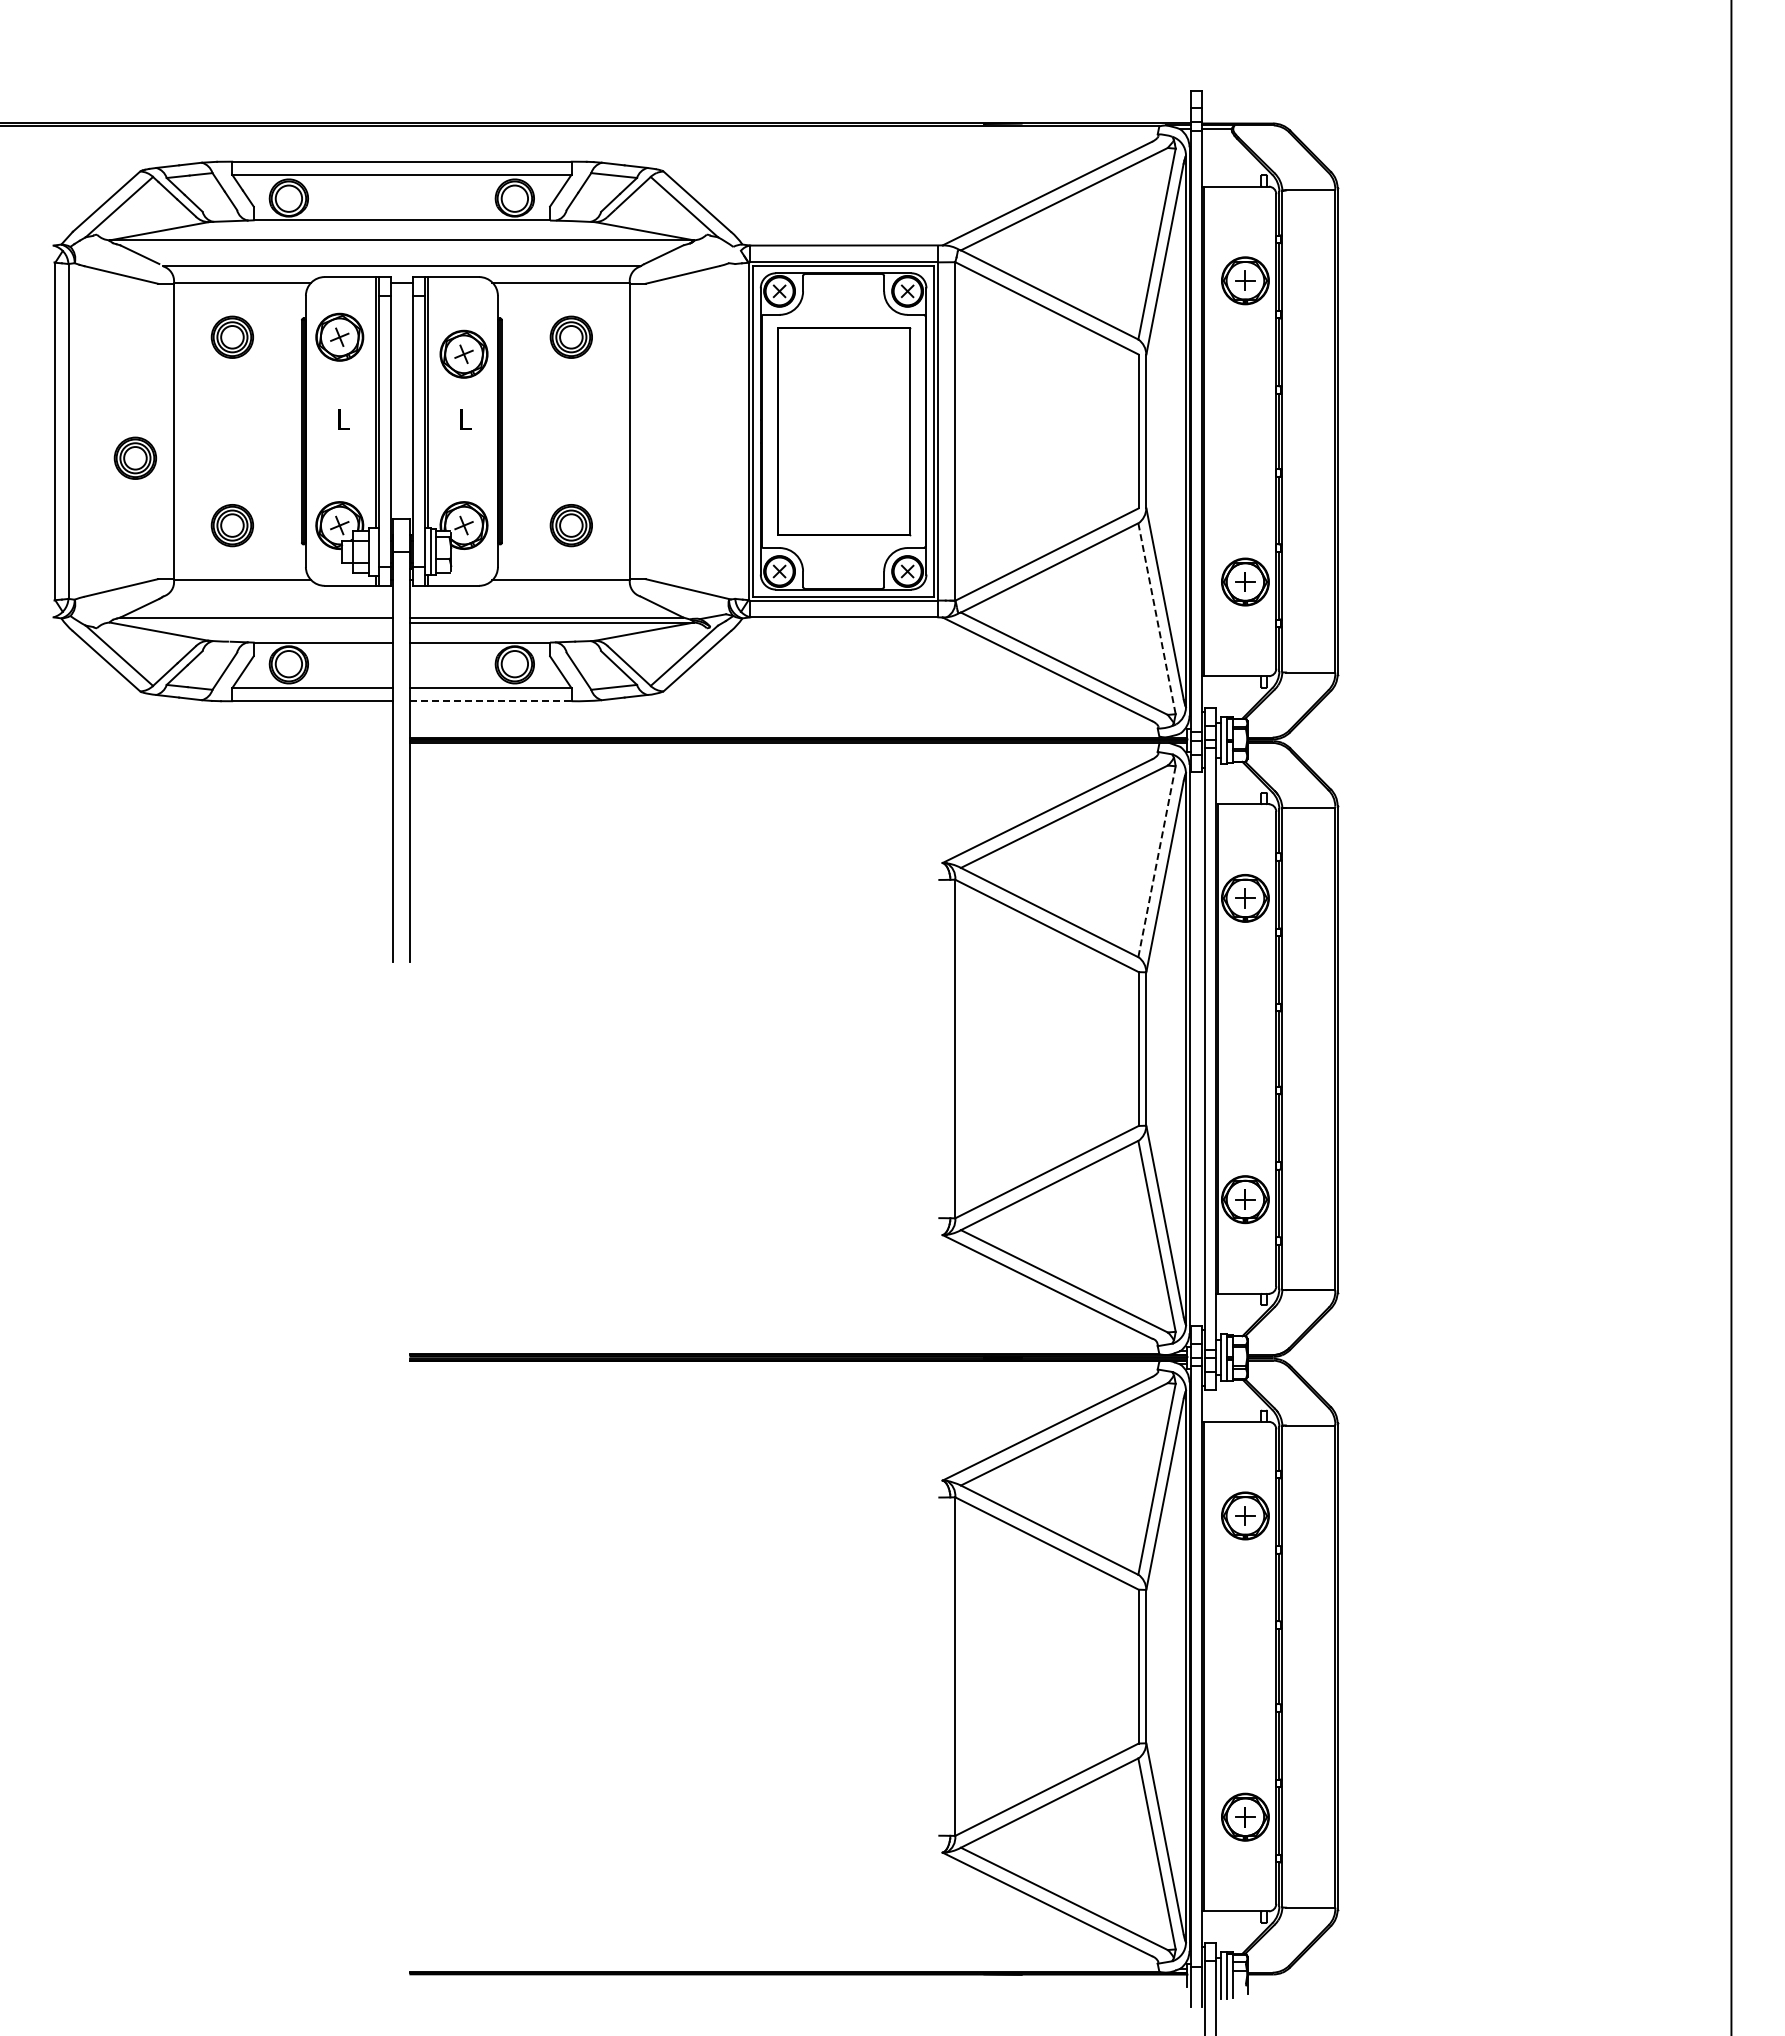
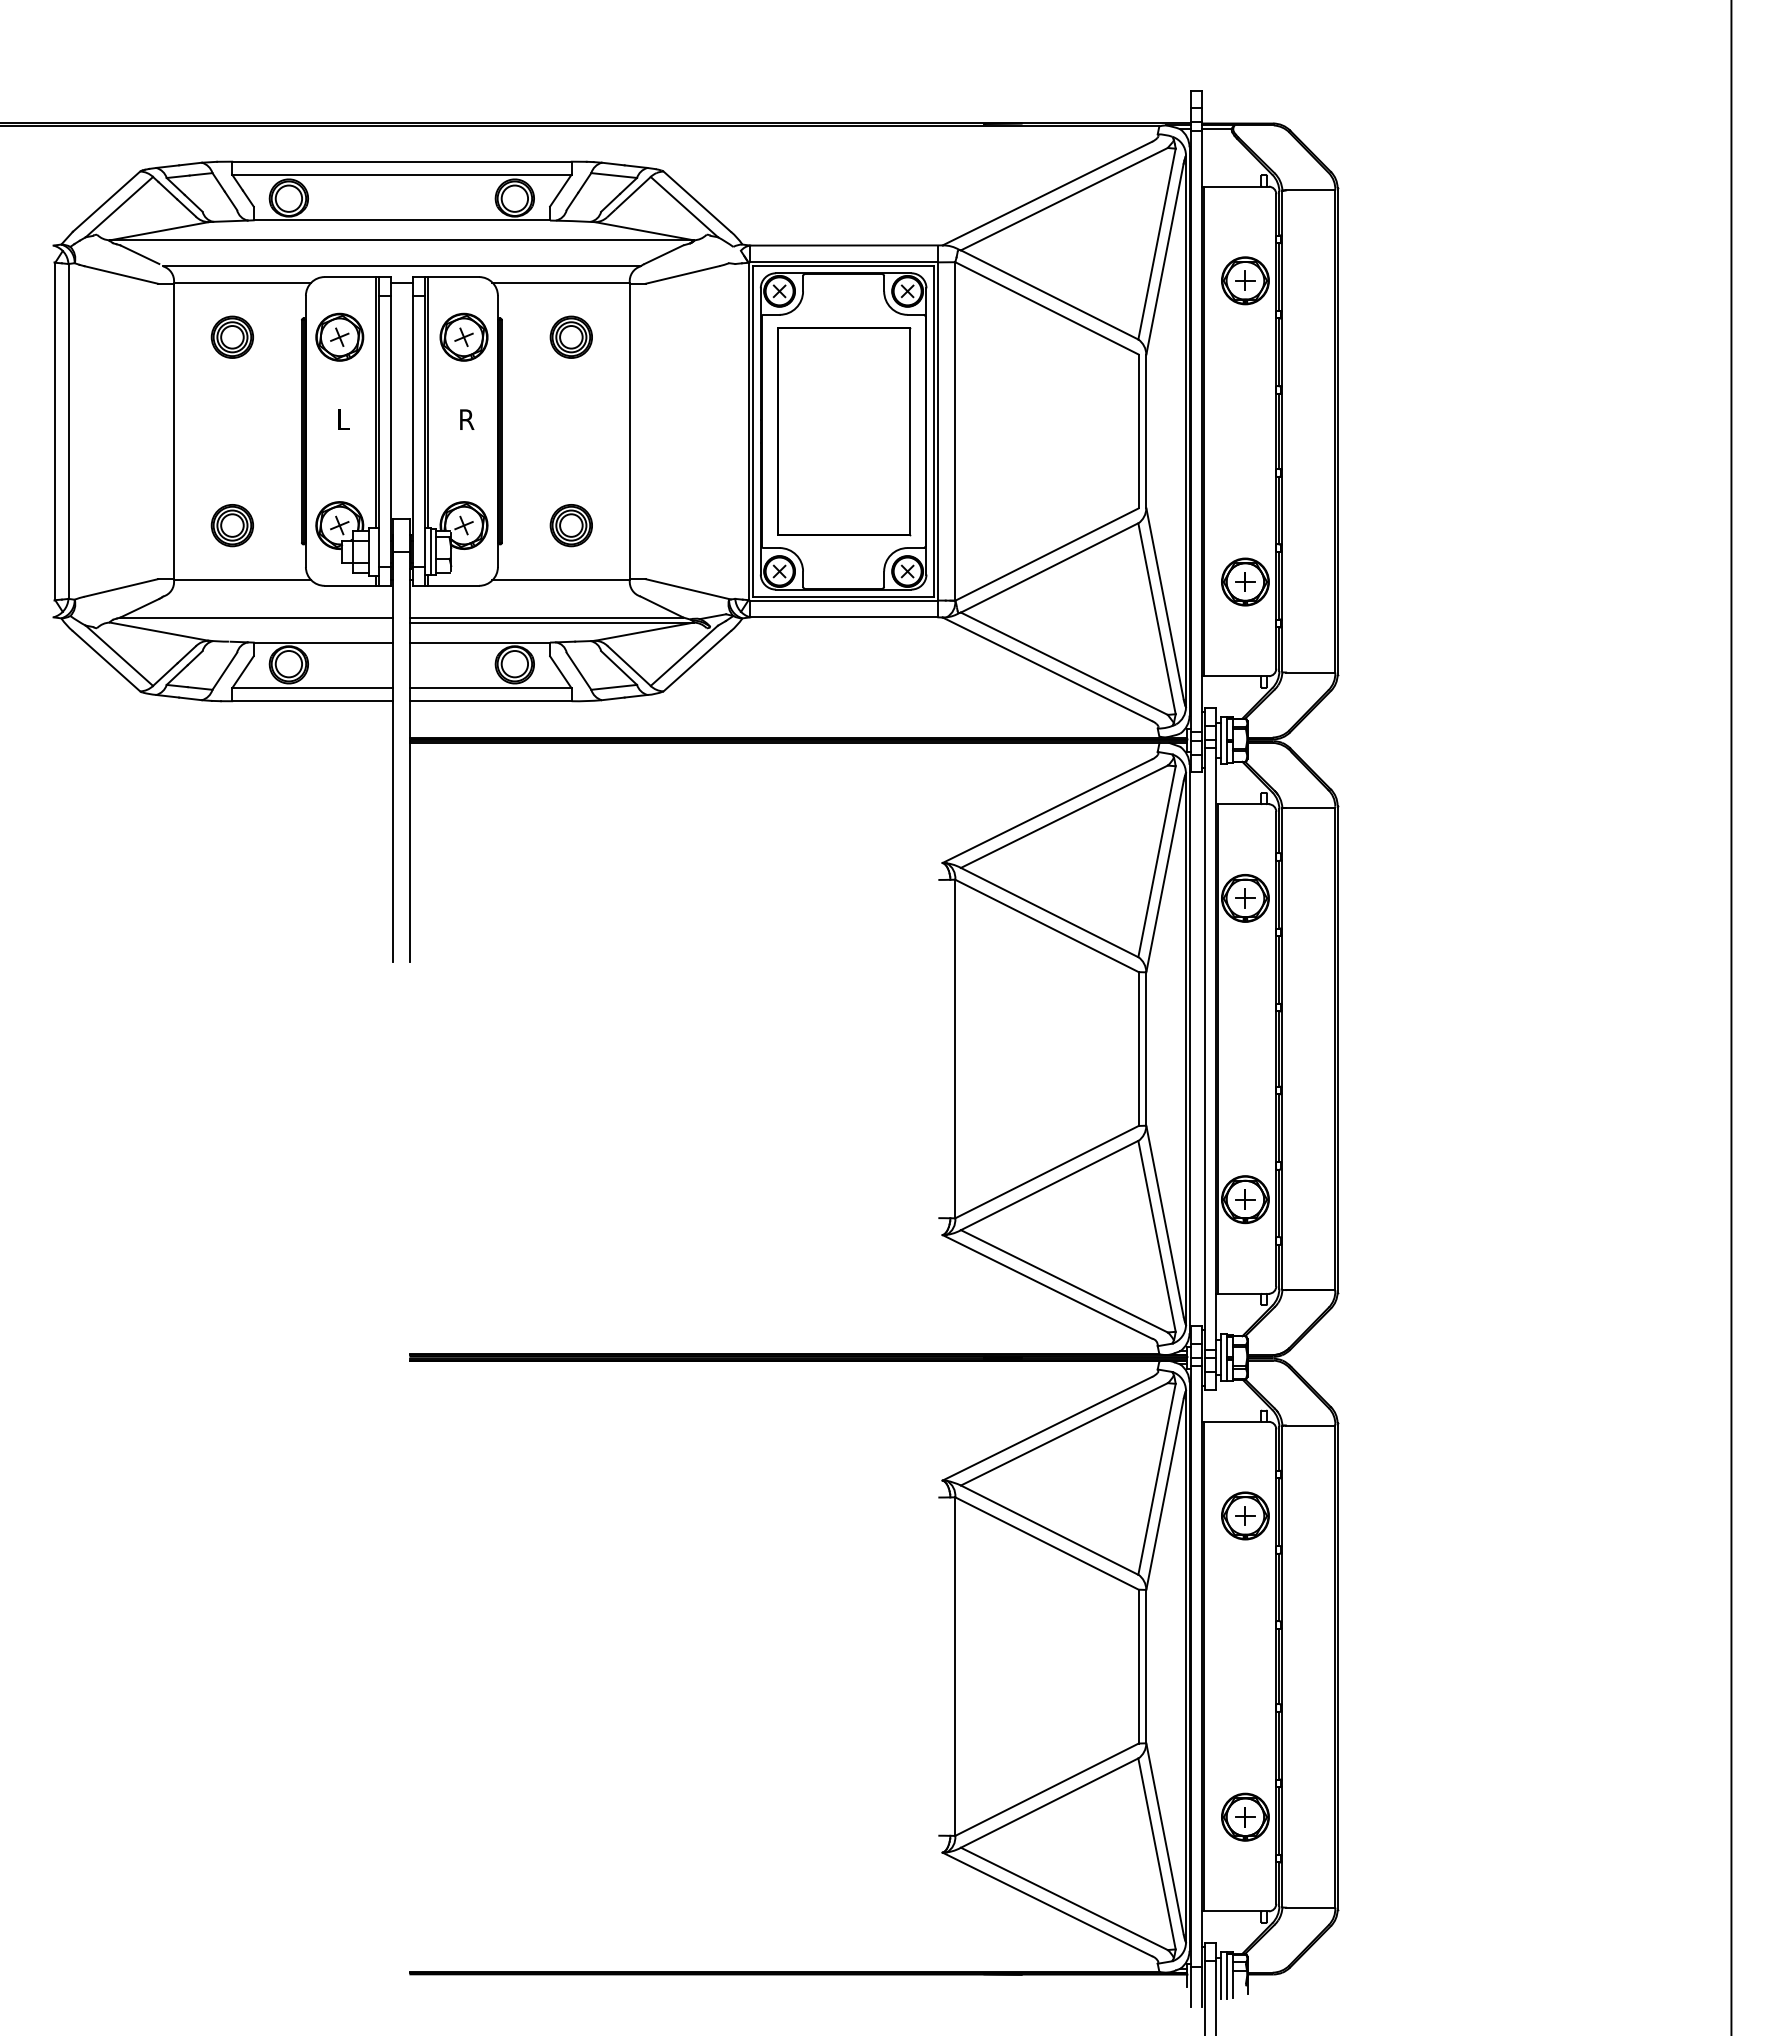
part position: (463, 353) -> (463, 336) (463, 336)
text: L -> R (467, 419)
part: present -> none (135, 457)
line: dashed -> solid (1157, 619)
line: dashed -> solid (491, 701)
line: dashed -> solid (1157, 861)
